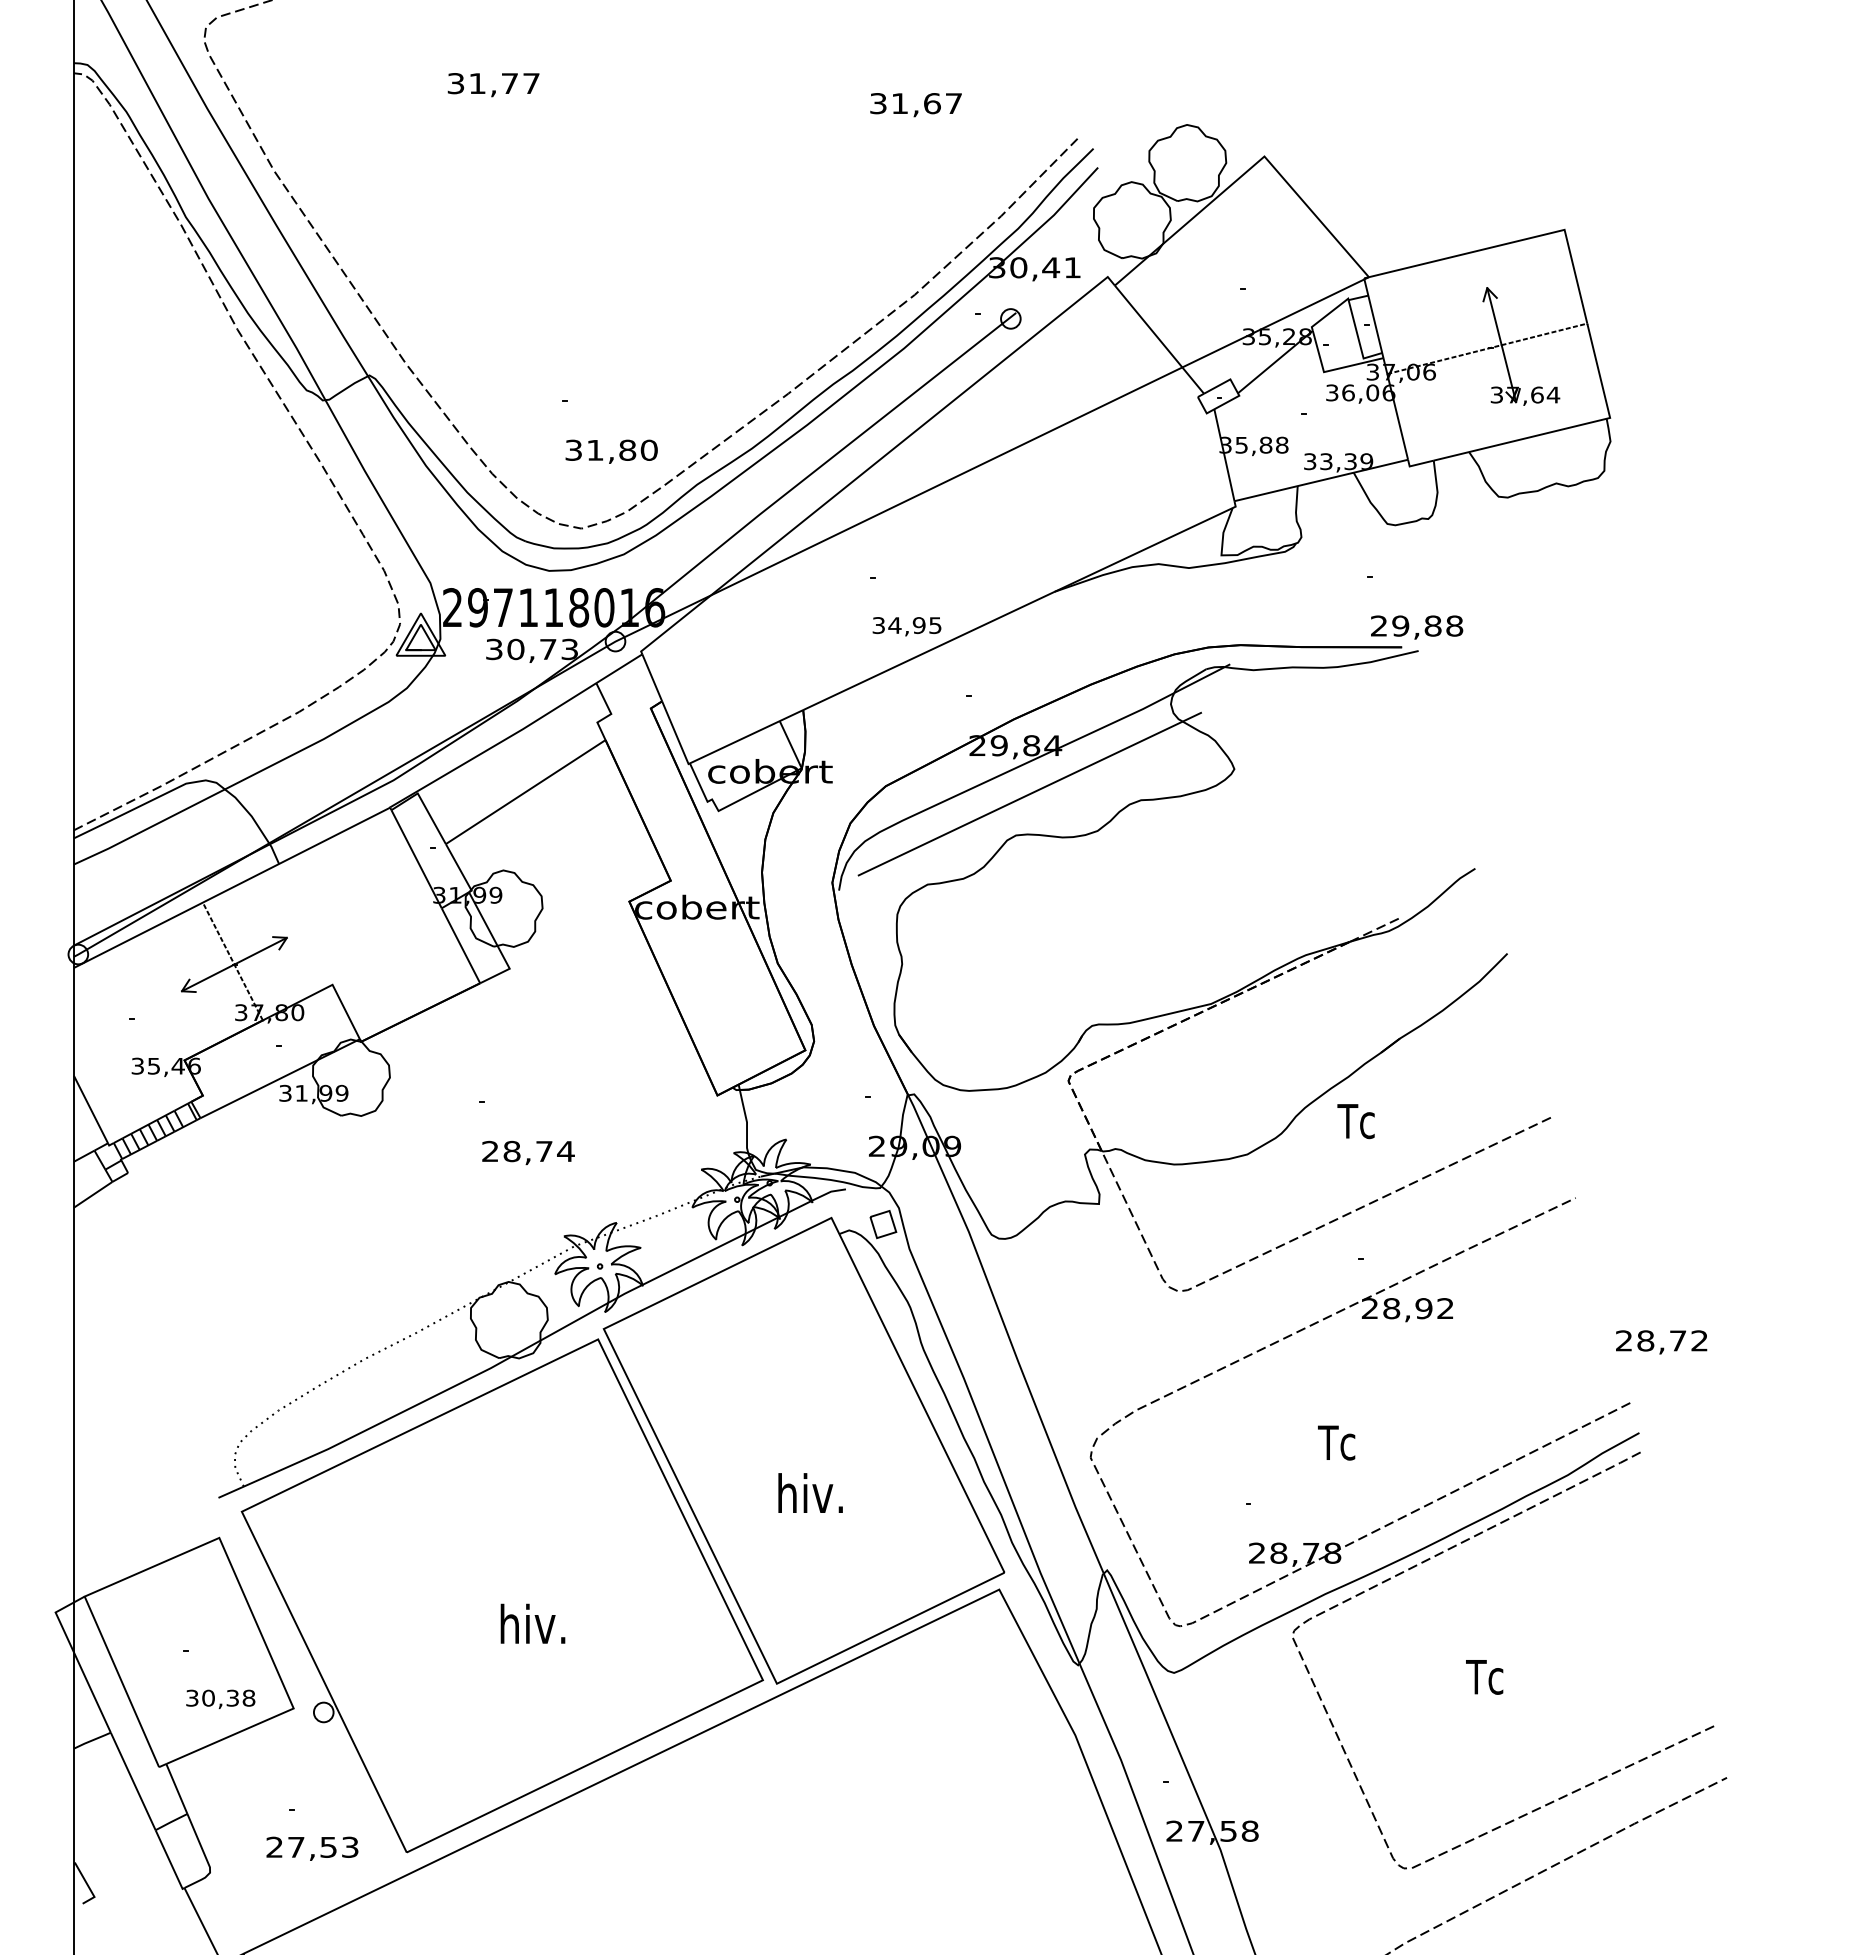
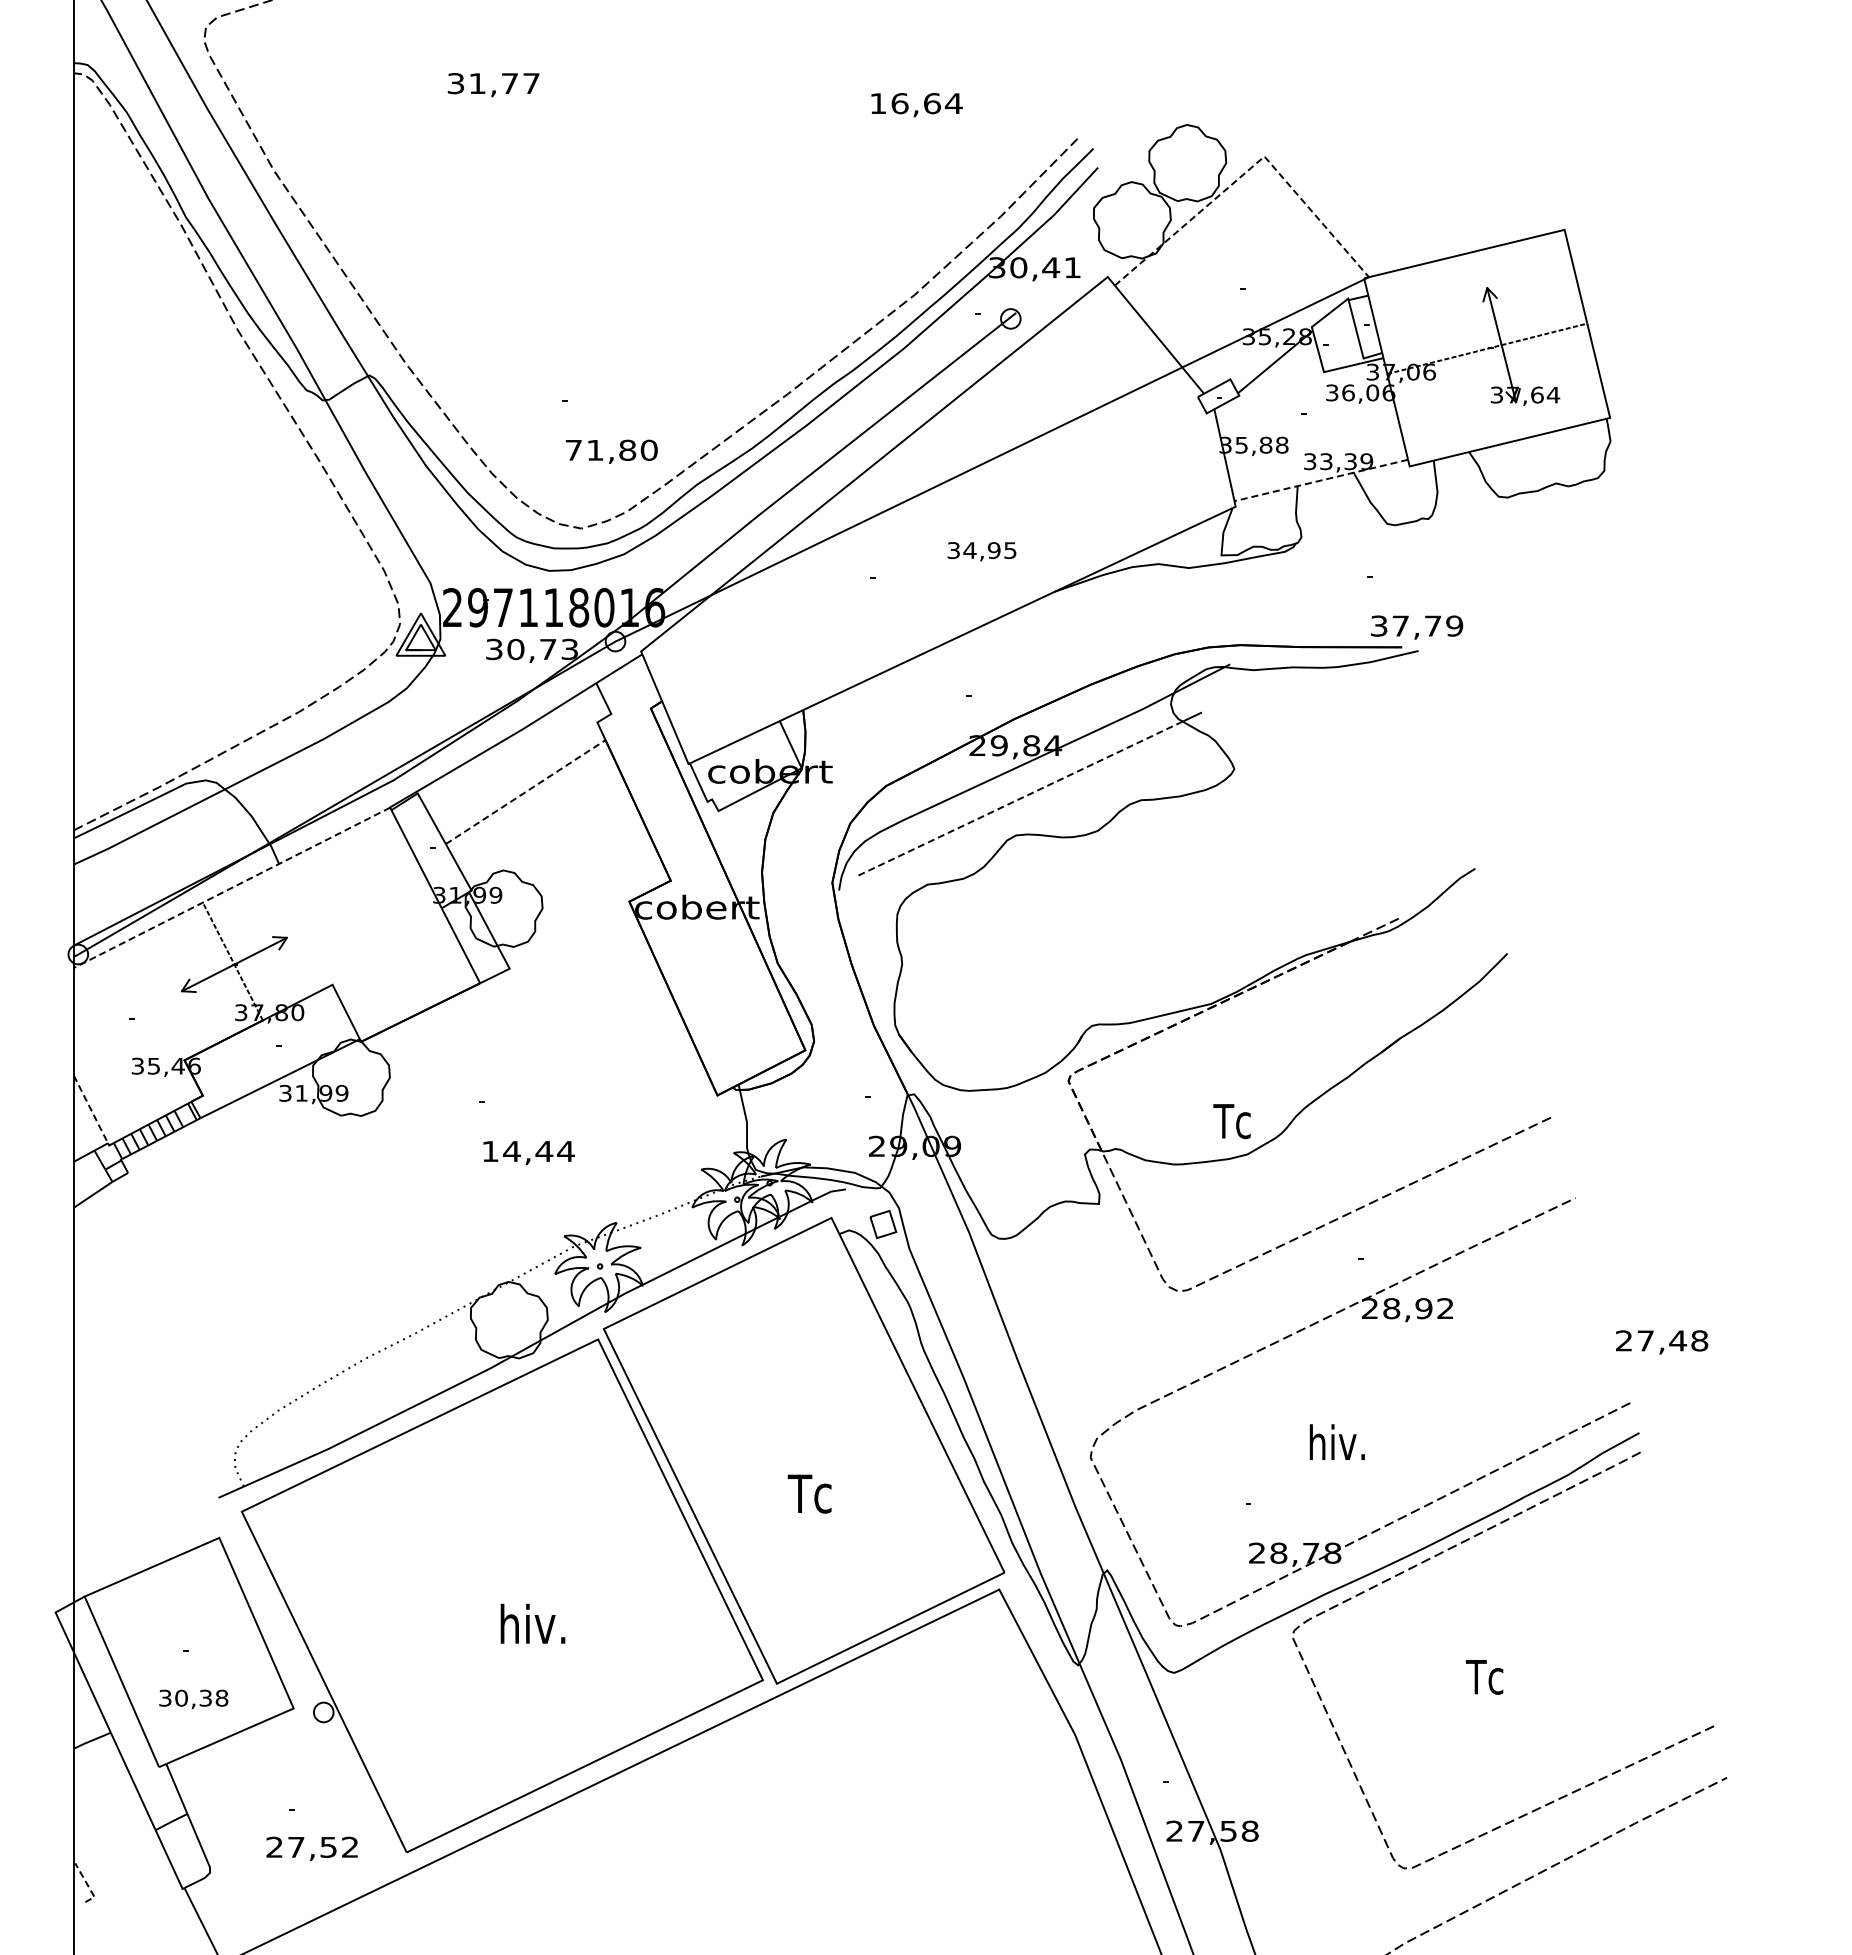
text: 31,67 -> 16,64 (916, 103)
line: solid -> dashed (1250, 168)
text: 31,80 -> 71,80 (573, 449)
line: solid -> dashed (1320, 480)
text: 29,88 -> 37,79 (1417, 625)
text position: (906, 626) -> (981, 551) (981, 551)
line: solid -> dashed (526, 791)
line: solid -> dashed (1020, 798)
line: solid -> dashed (231, 888)
line: solid -> dashed (90, 1109)
text position: (1355, 1121) -> (1231, 1121) (1231, 1121)
text: 28,74 -> 14,44 (517, 1151)
text: 28,72 -> 27,48 (1672, 1340)
text: Tc -> hiv. (1336, 1442)
text: hiv. -> Tc (810, 1493)
text position: (220, 1699) -> (193, 1699) (193, 1699)
text: 27,53 -> 27,52 (350, 1847)
line: solid -> dashed (88, 1885)
